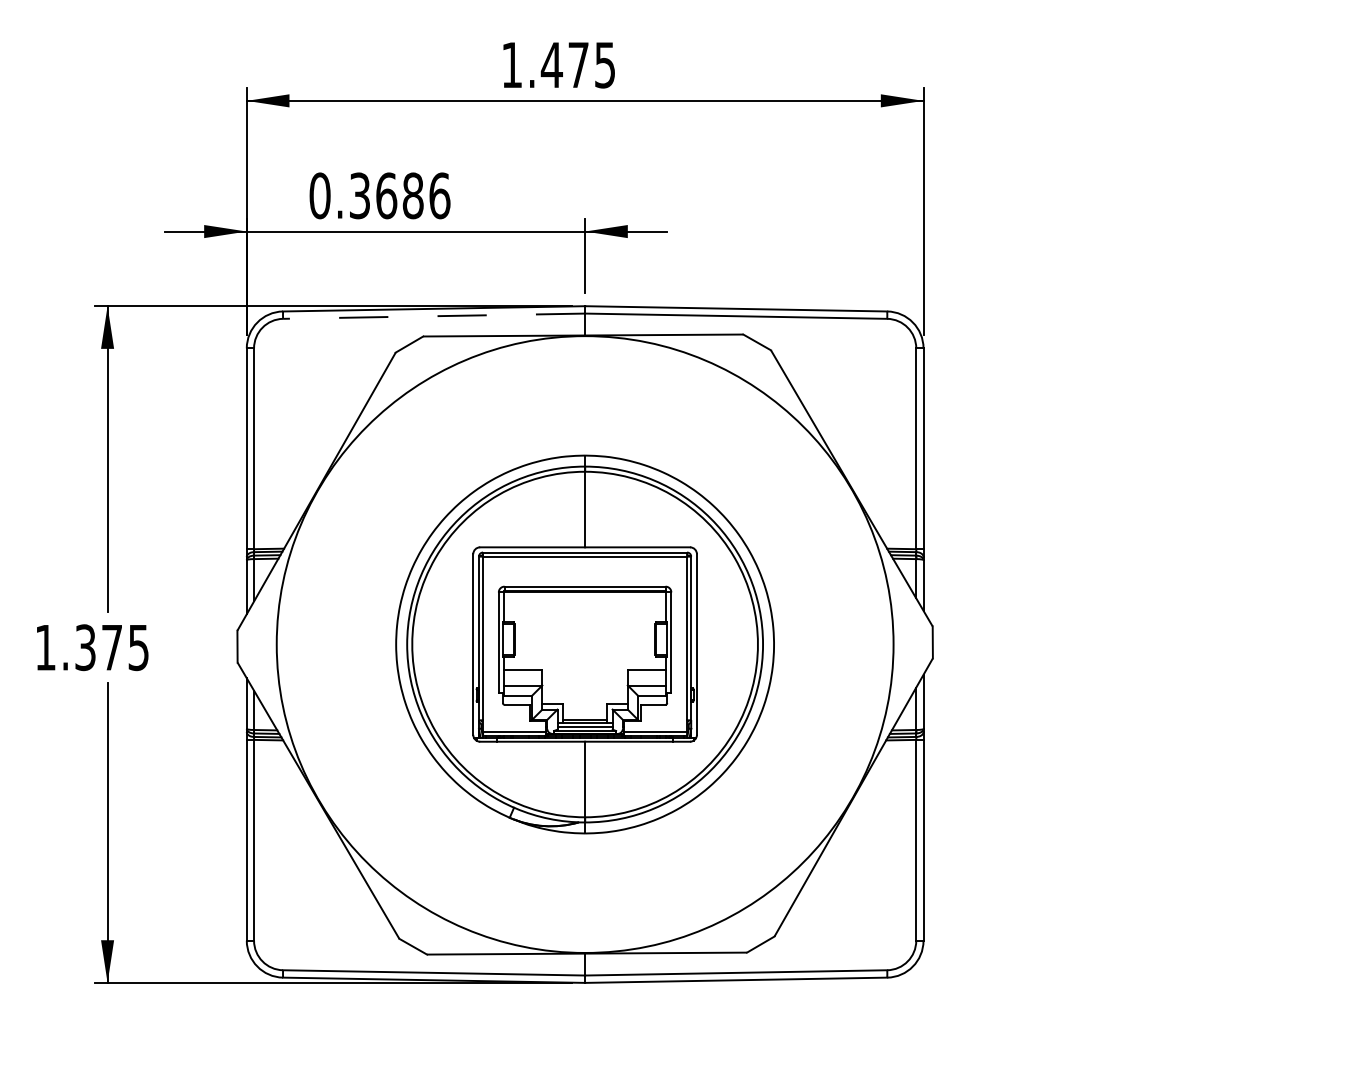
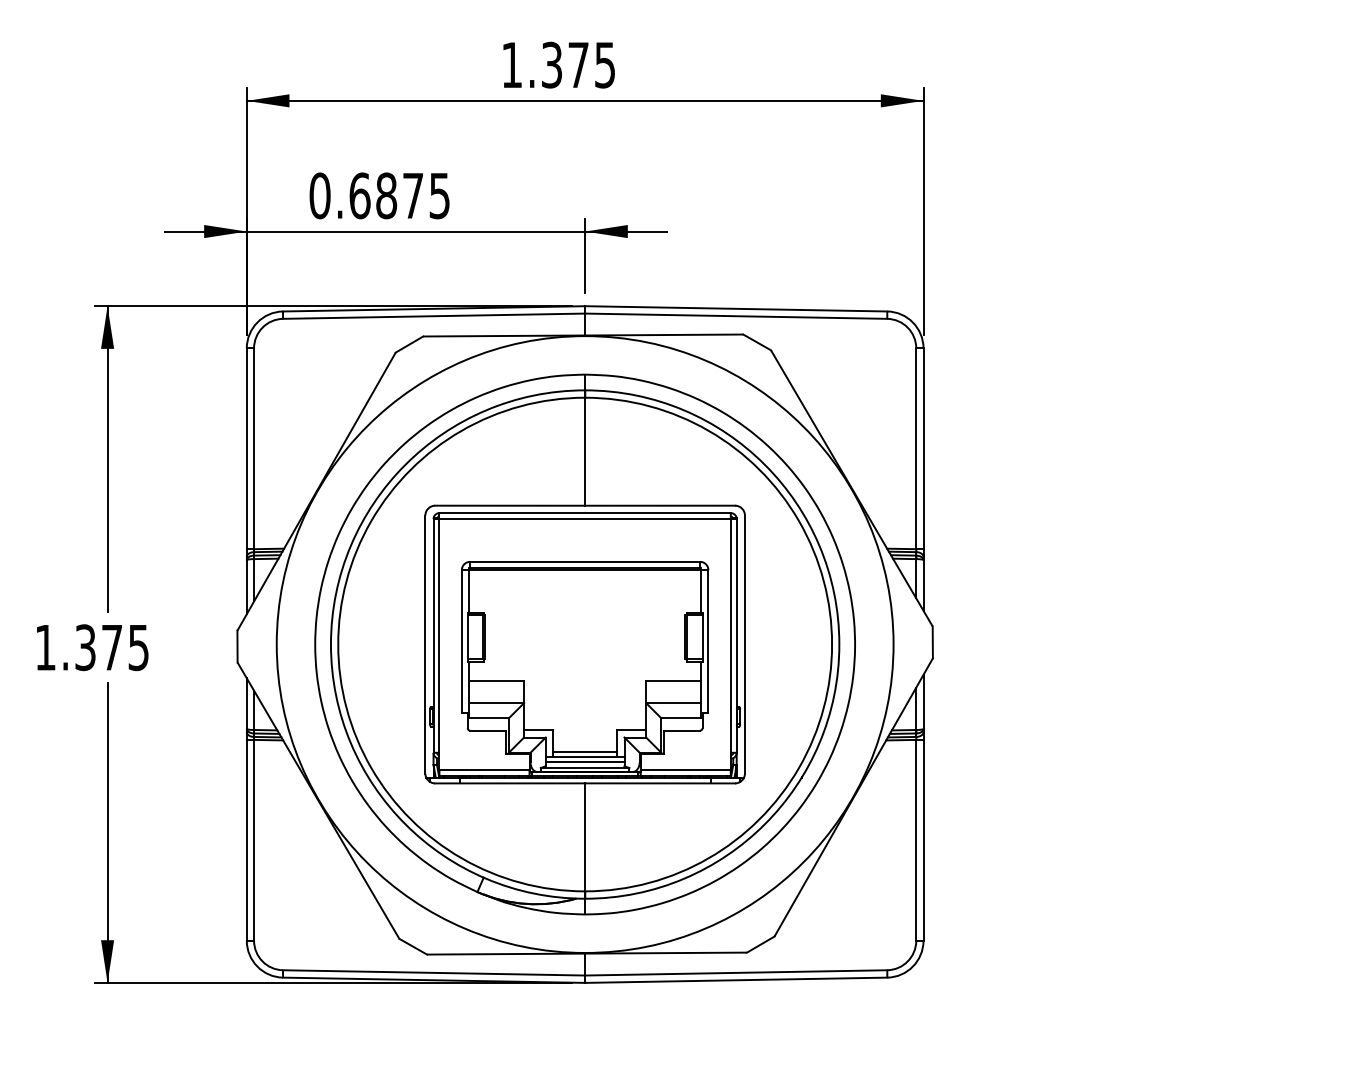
text: 1.475 -> 1.375 (551, 64)
text: 0.3686 -> 0.6875 (399, 195)
line: dashed -> solid (433, 316)
part size: 380x381 px -> 542x543 px (584, 644)
